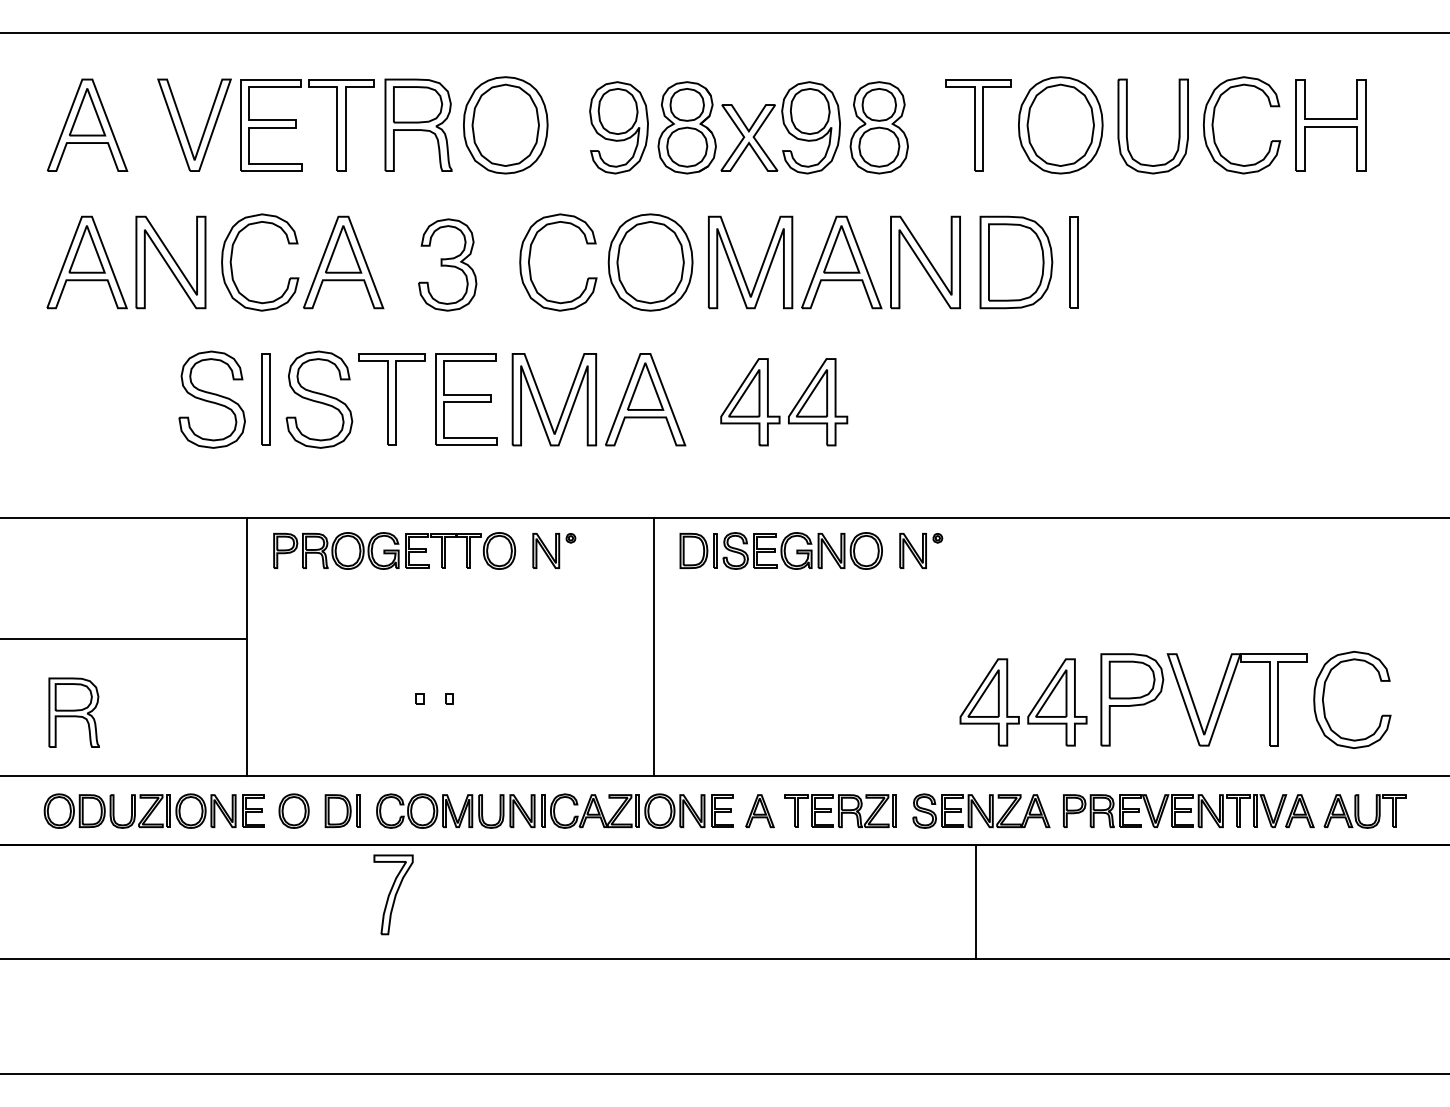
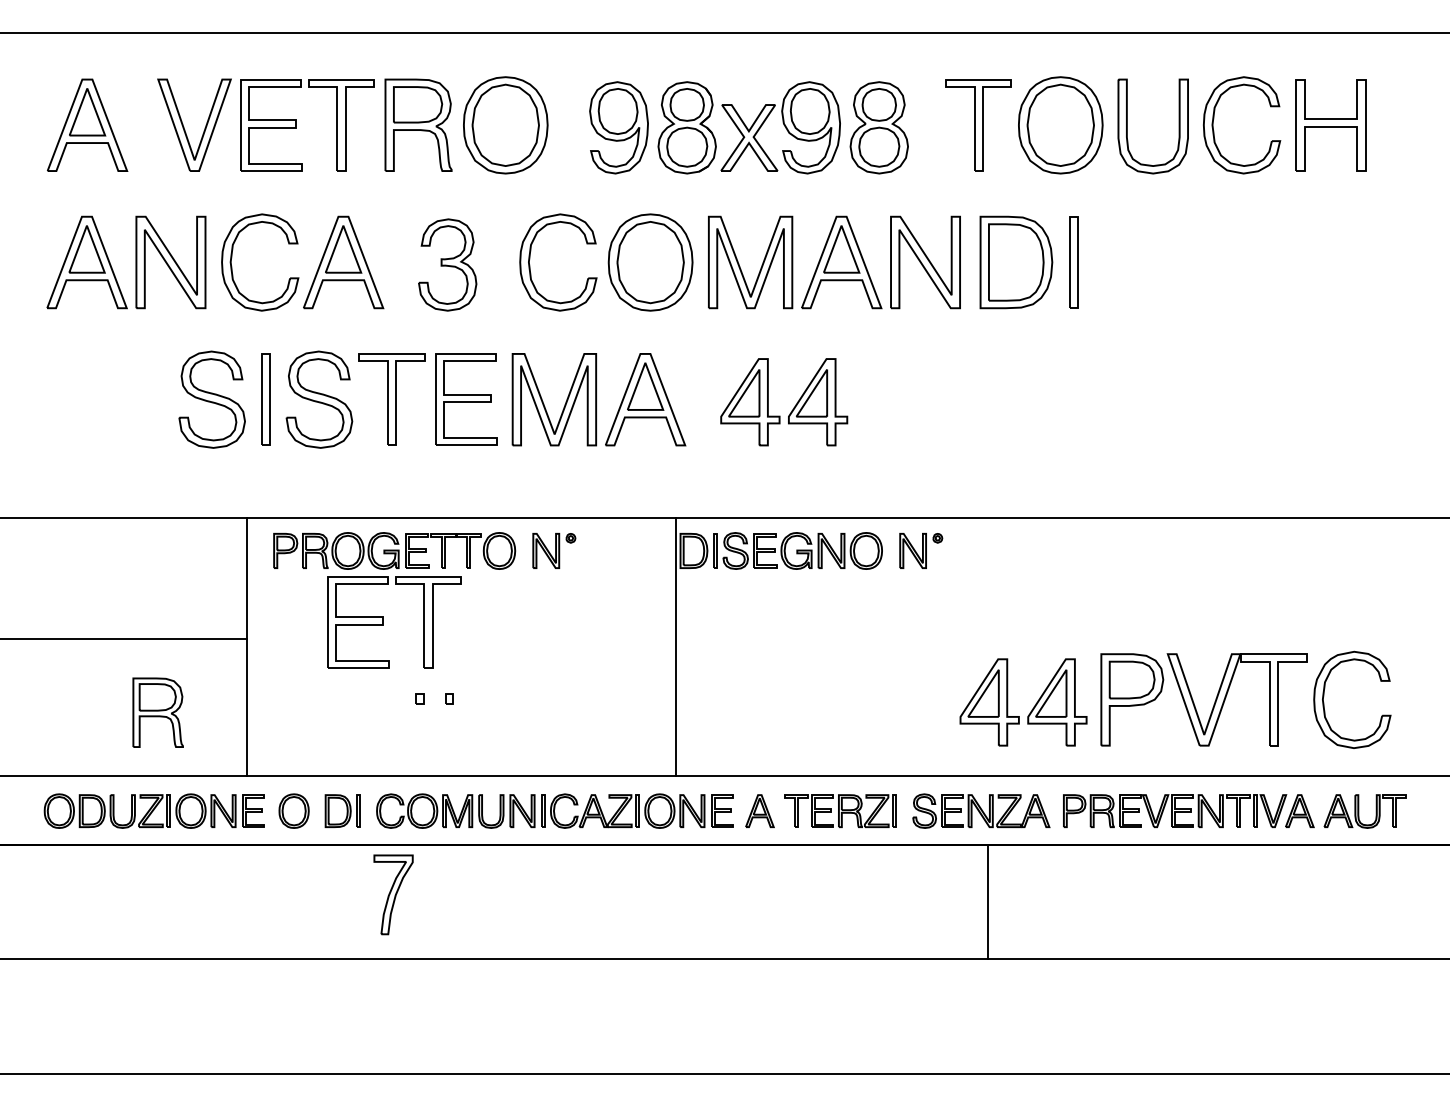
part: none -> present (383, 622)
line position: (653, 647) -> (675, 647) (675, 647)
part position: (73, 712) -> (157, 712) (157, 712)
line position: (976, 902) -> (988, 902) (988, 902)
